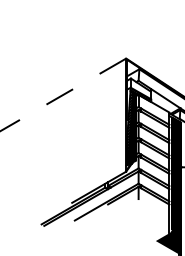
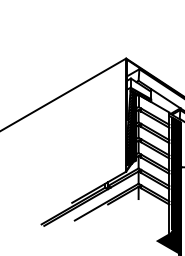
line: dashed -> solid (63, 95)
